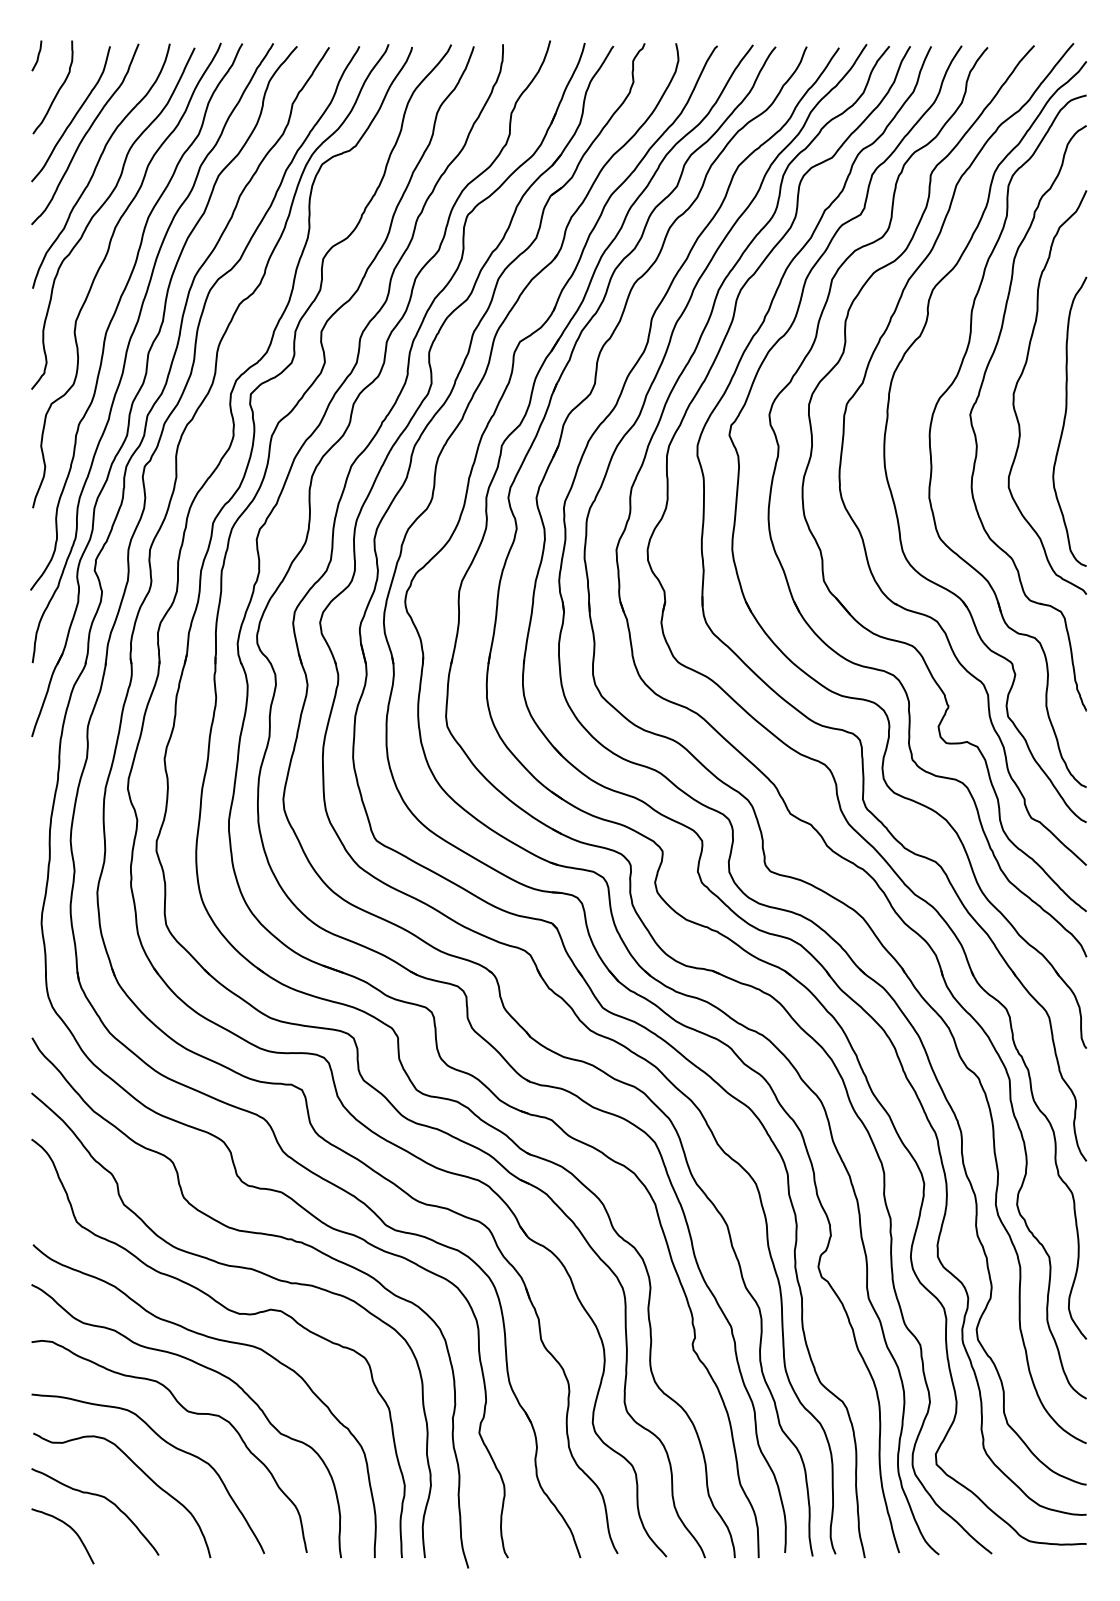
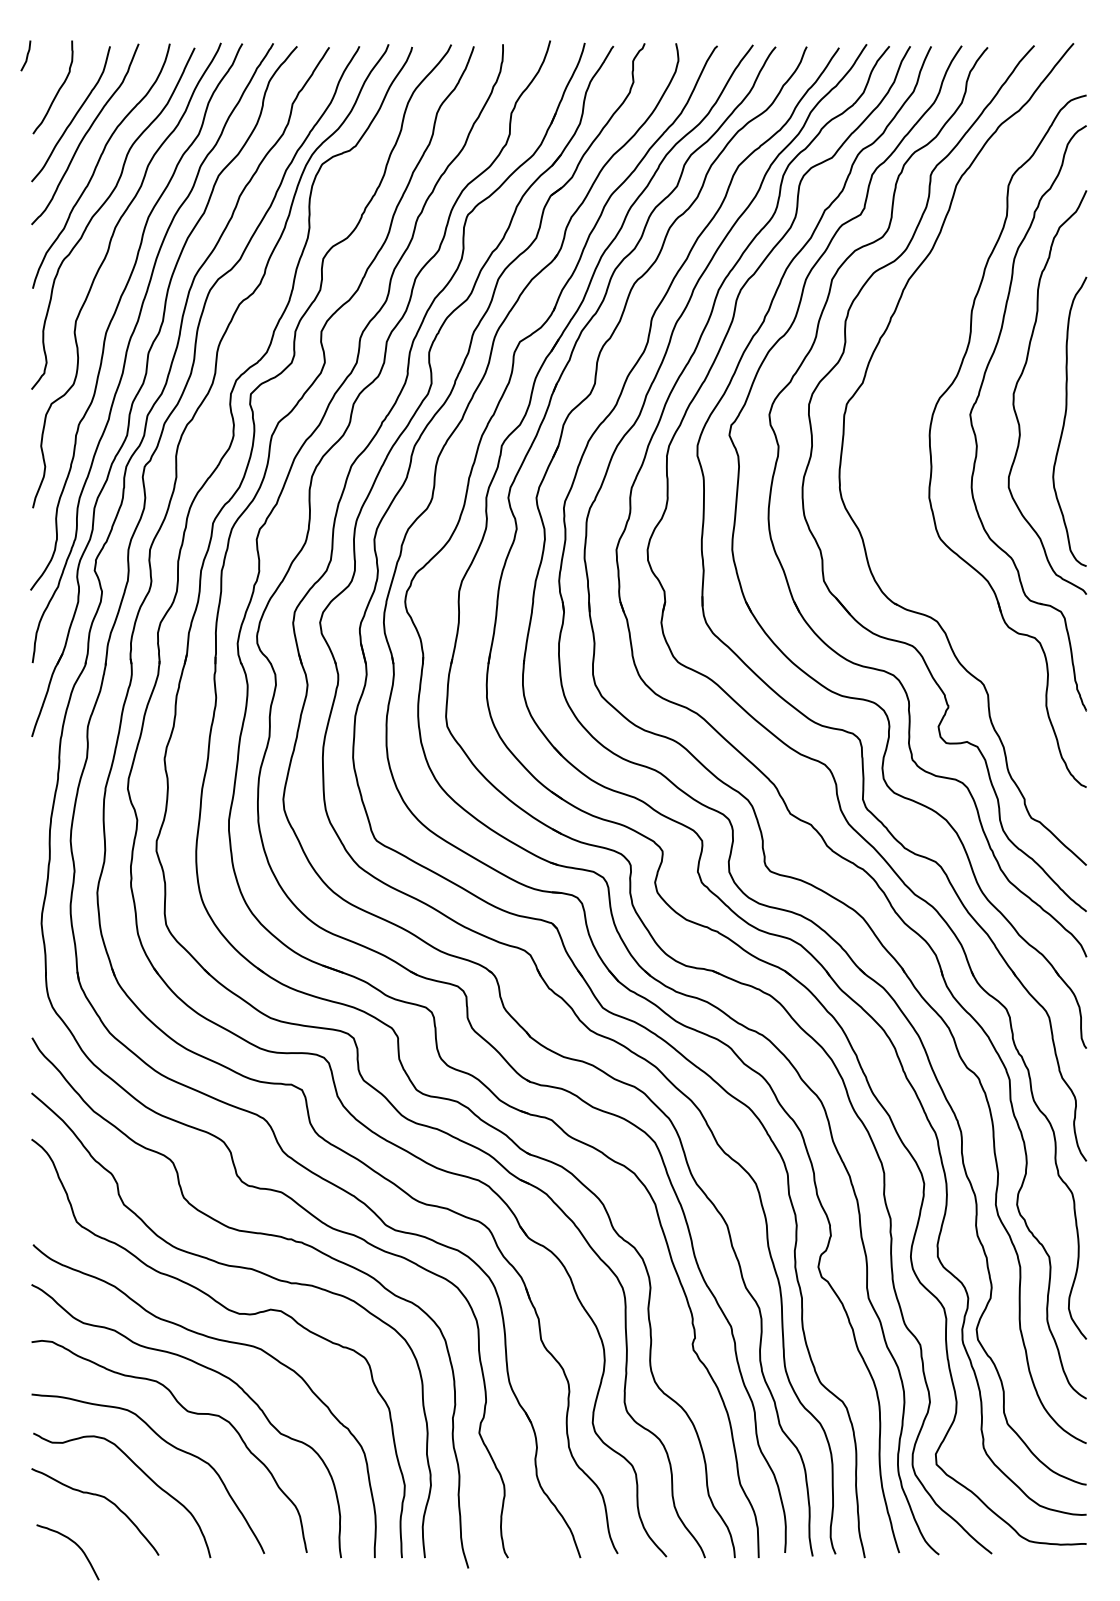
curve position: (37, 55) -> (26, 55) (26, 55)
part: present -> none (887, 425)
curve position: (67, 1526) -> (72, 1542) (72, 1542)
